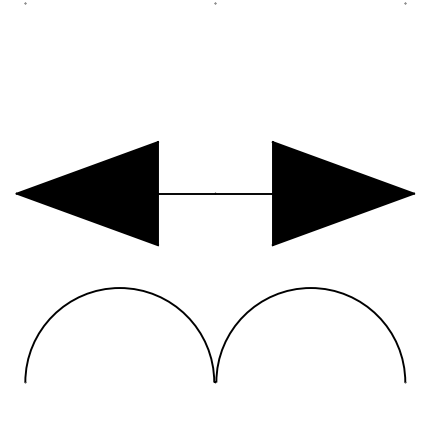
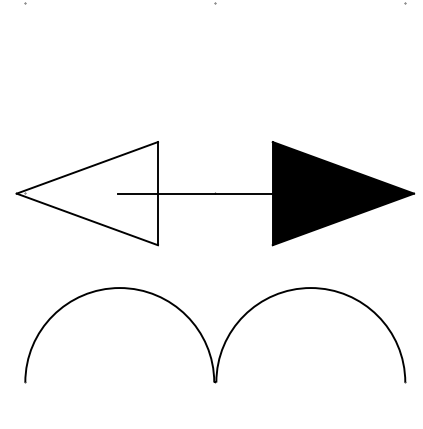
fill: present -> none (87, 193)
